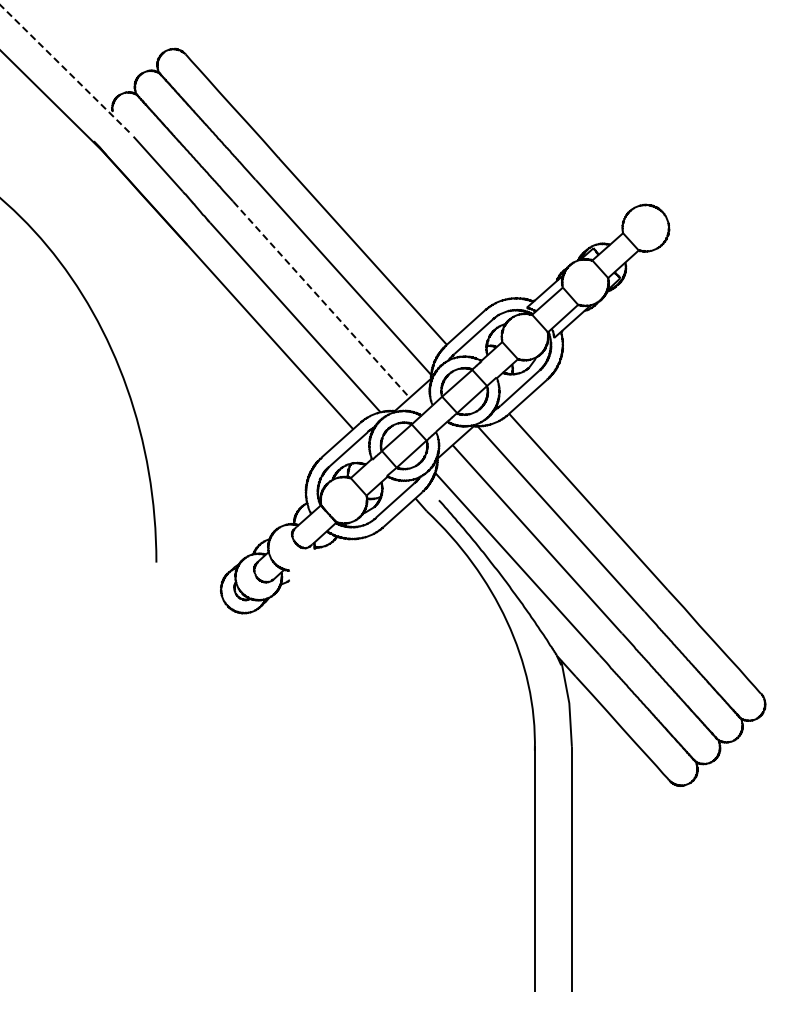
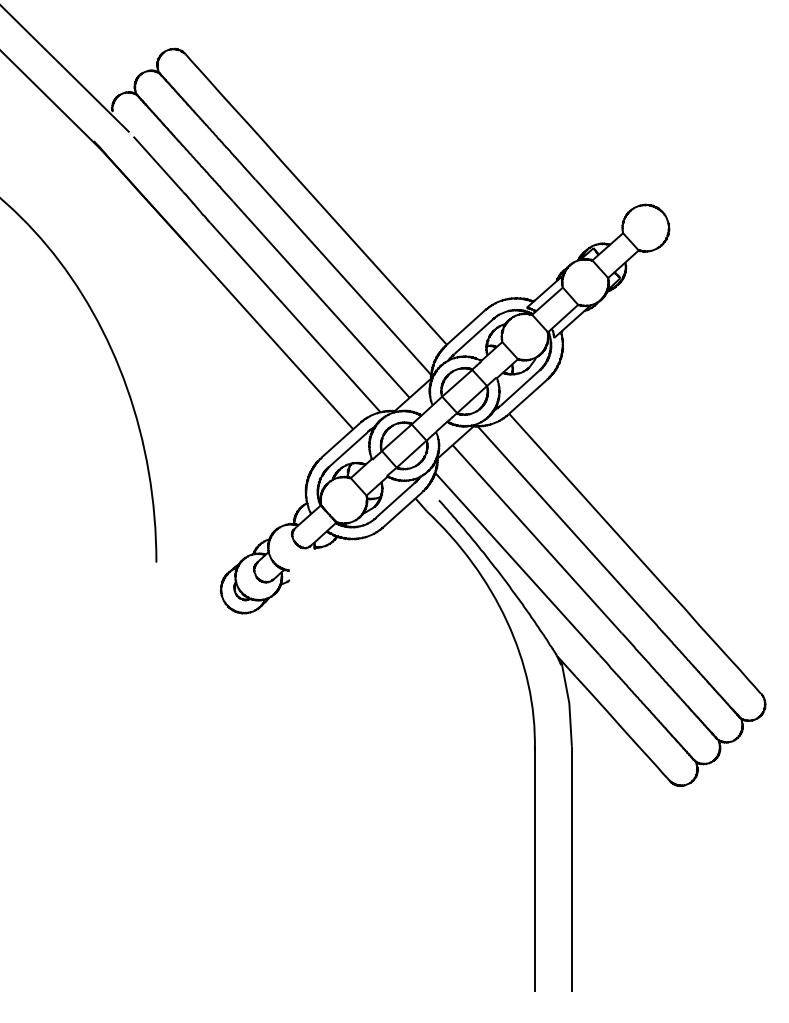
line: dashed -> solid (64, 68)
line: dashed -> solid (321, 299)
